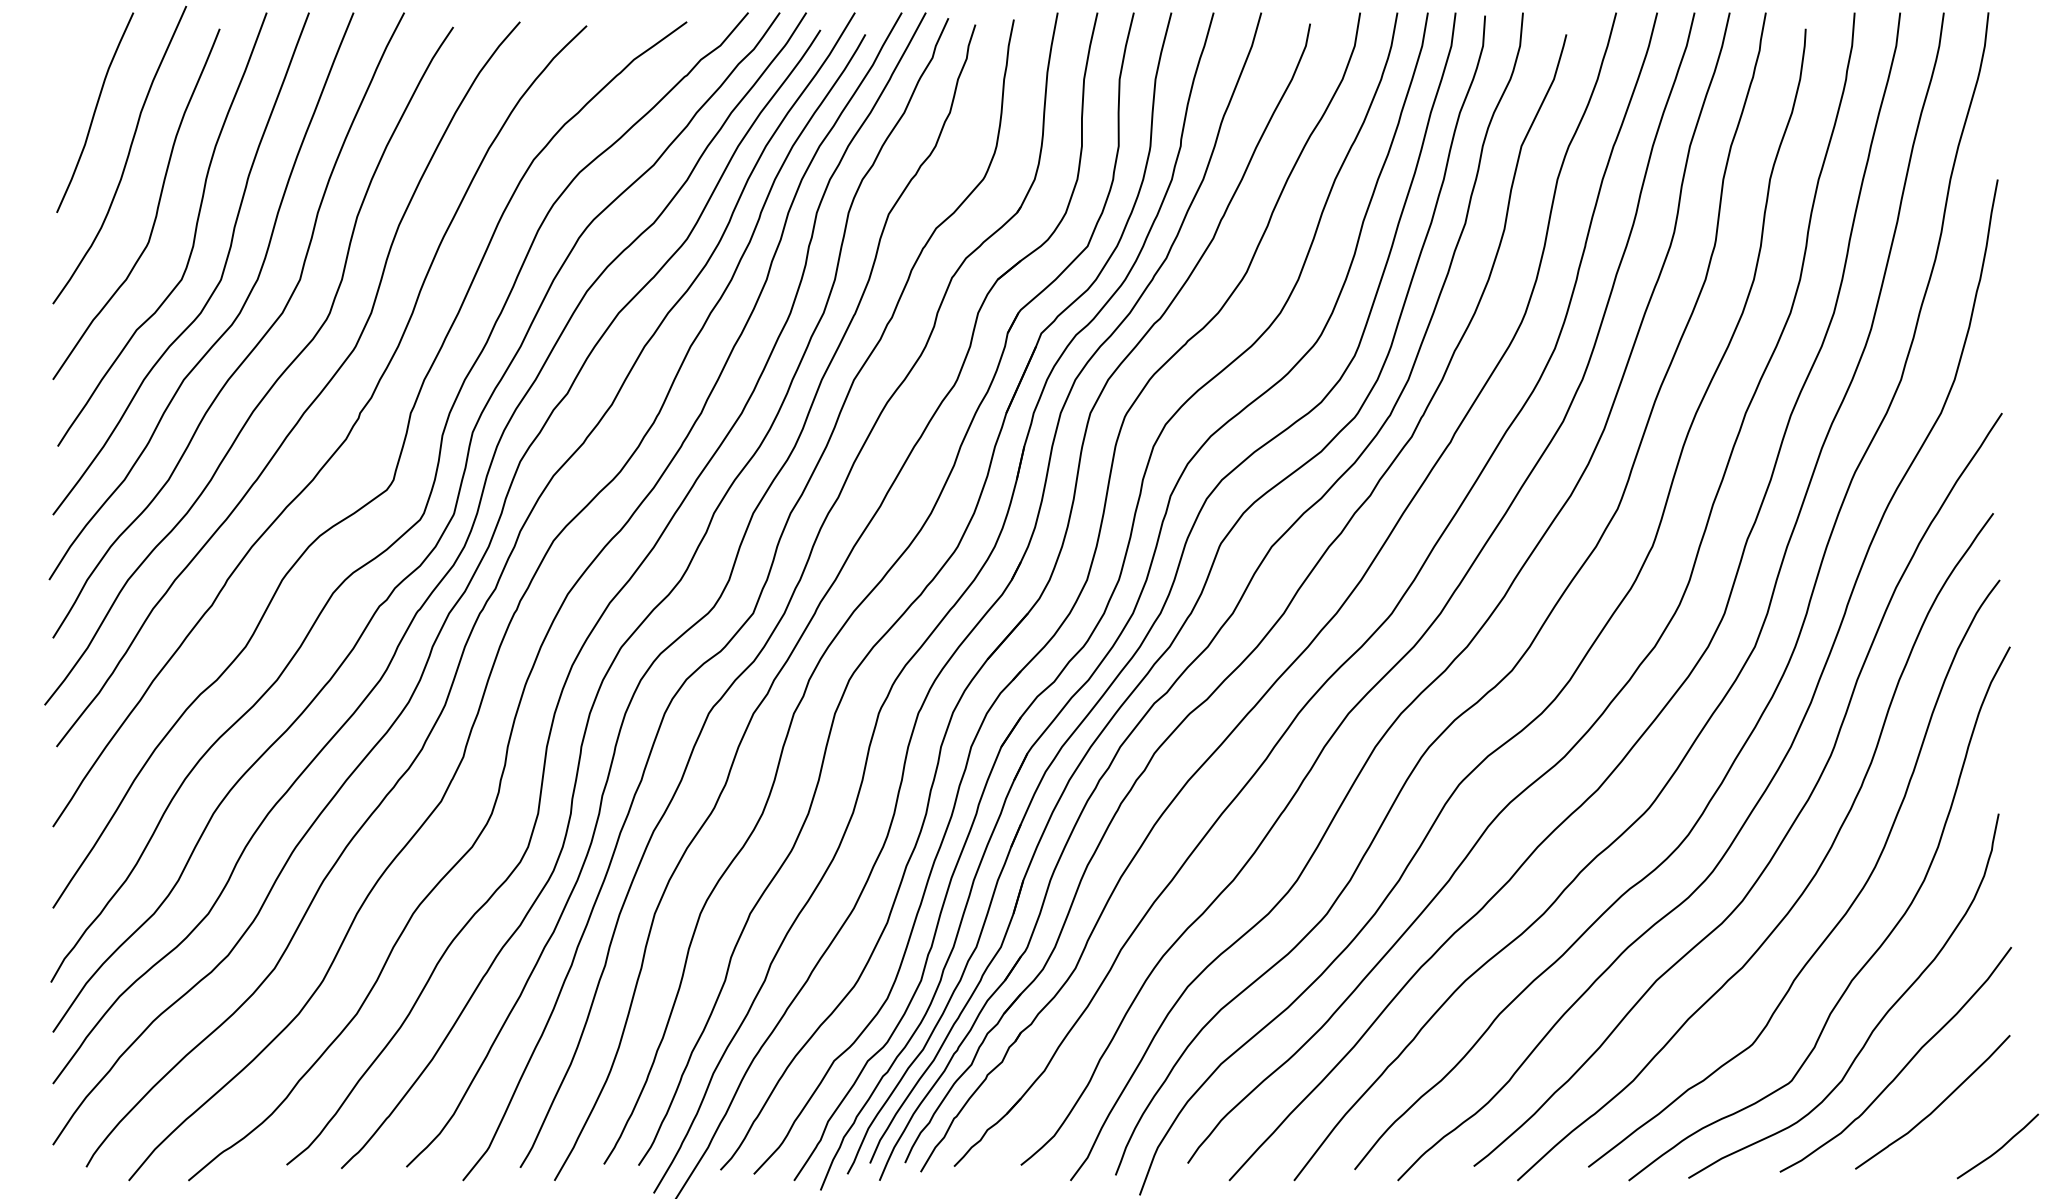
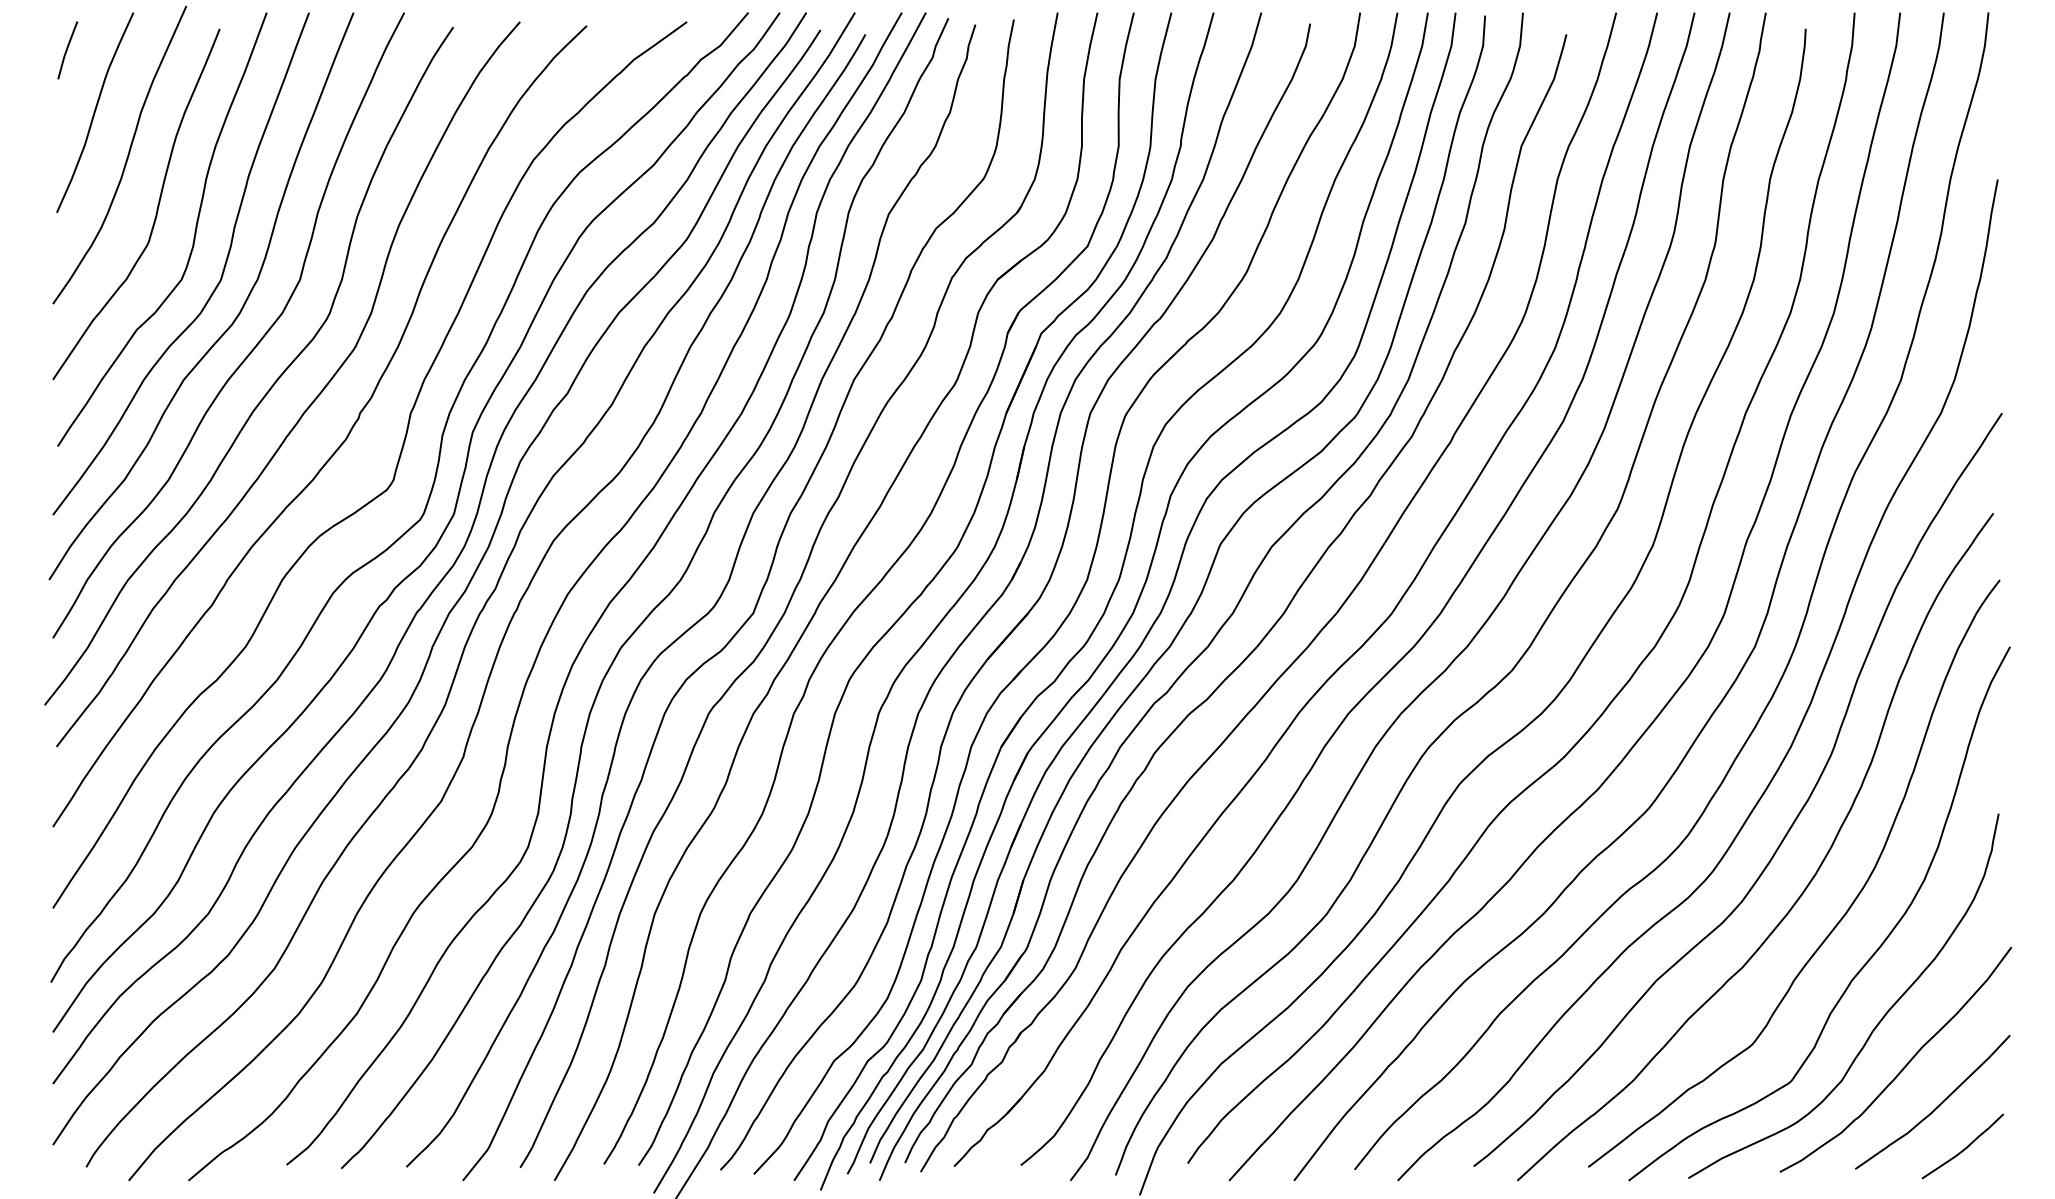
line: none -> present (67, 50)
curve position: (1999, 1148) -> (1964, 1148) (1964, 1148)
